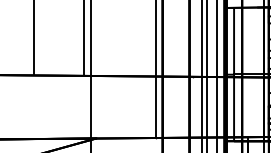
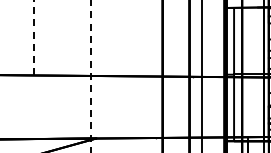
line: solid -> dashed (33, 37)
line: present -> none (84, 38)
line: present -> none (155, 70)
line: present -> none (206, 75)
line: present -> none (216, 75)
line: solid -> dashed (90, 76)
